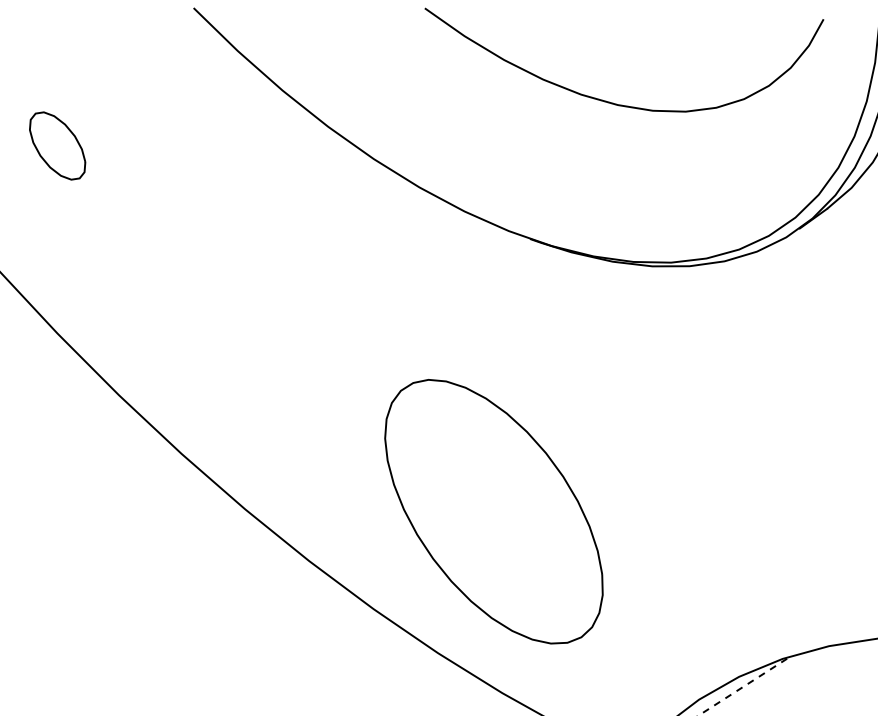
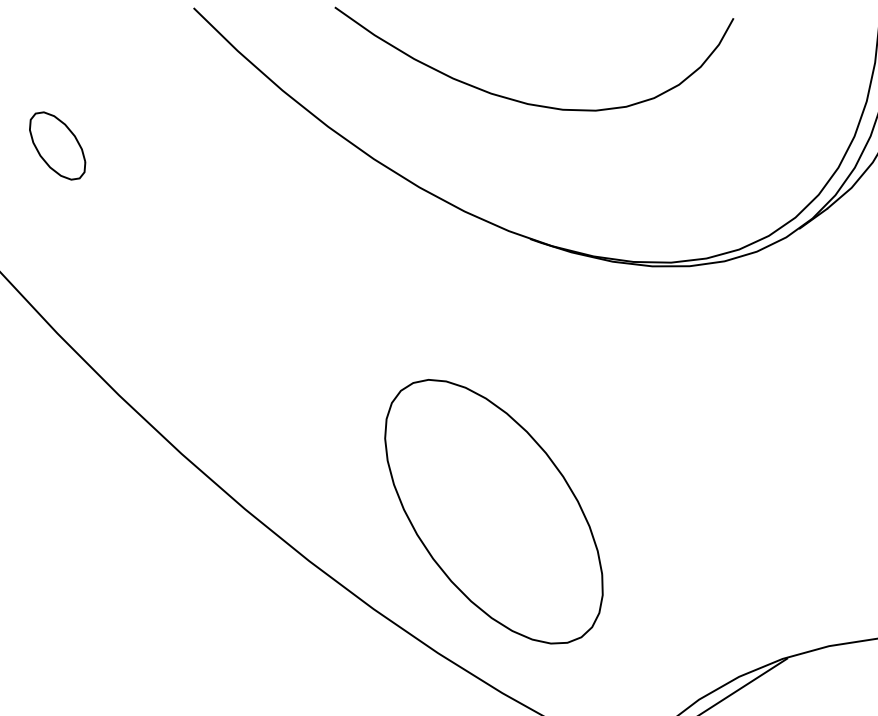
curve position: (613, 102) -> (523, 101) (523, 101)
line: dashed -> solid (742, 687)
